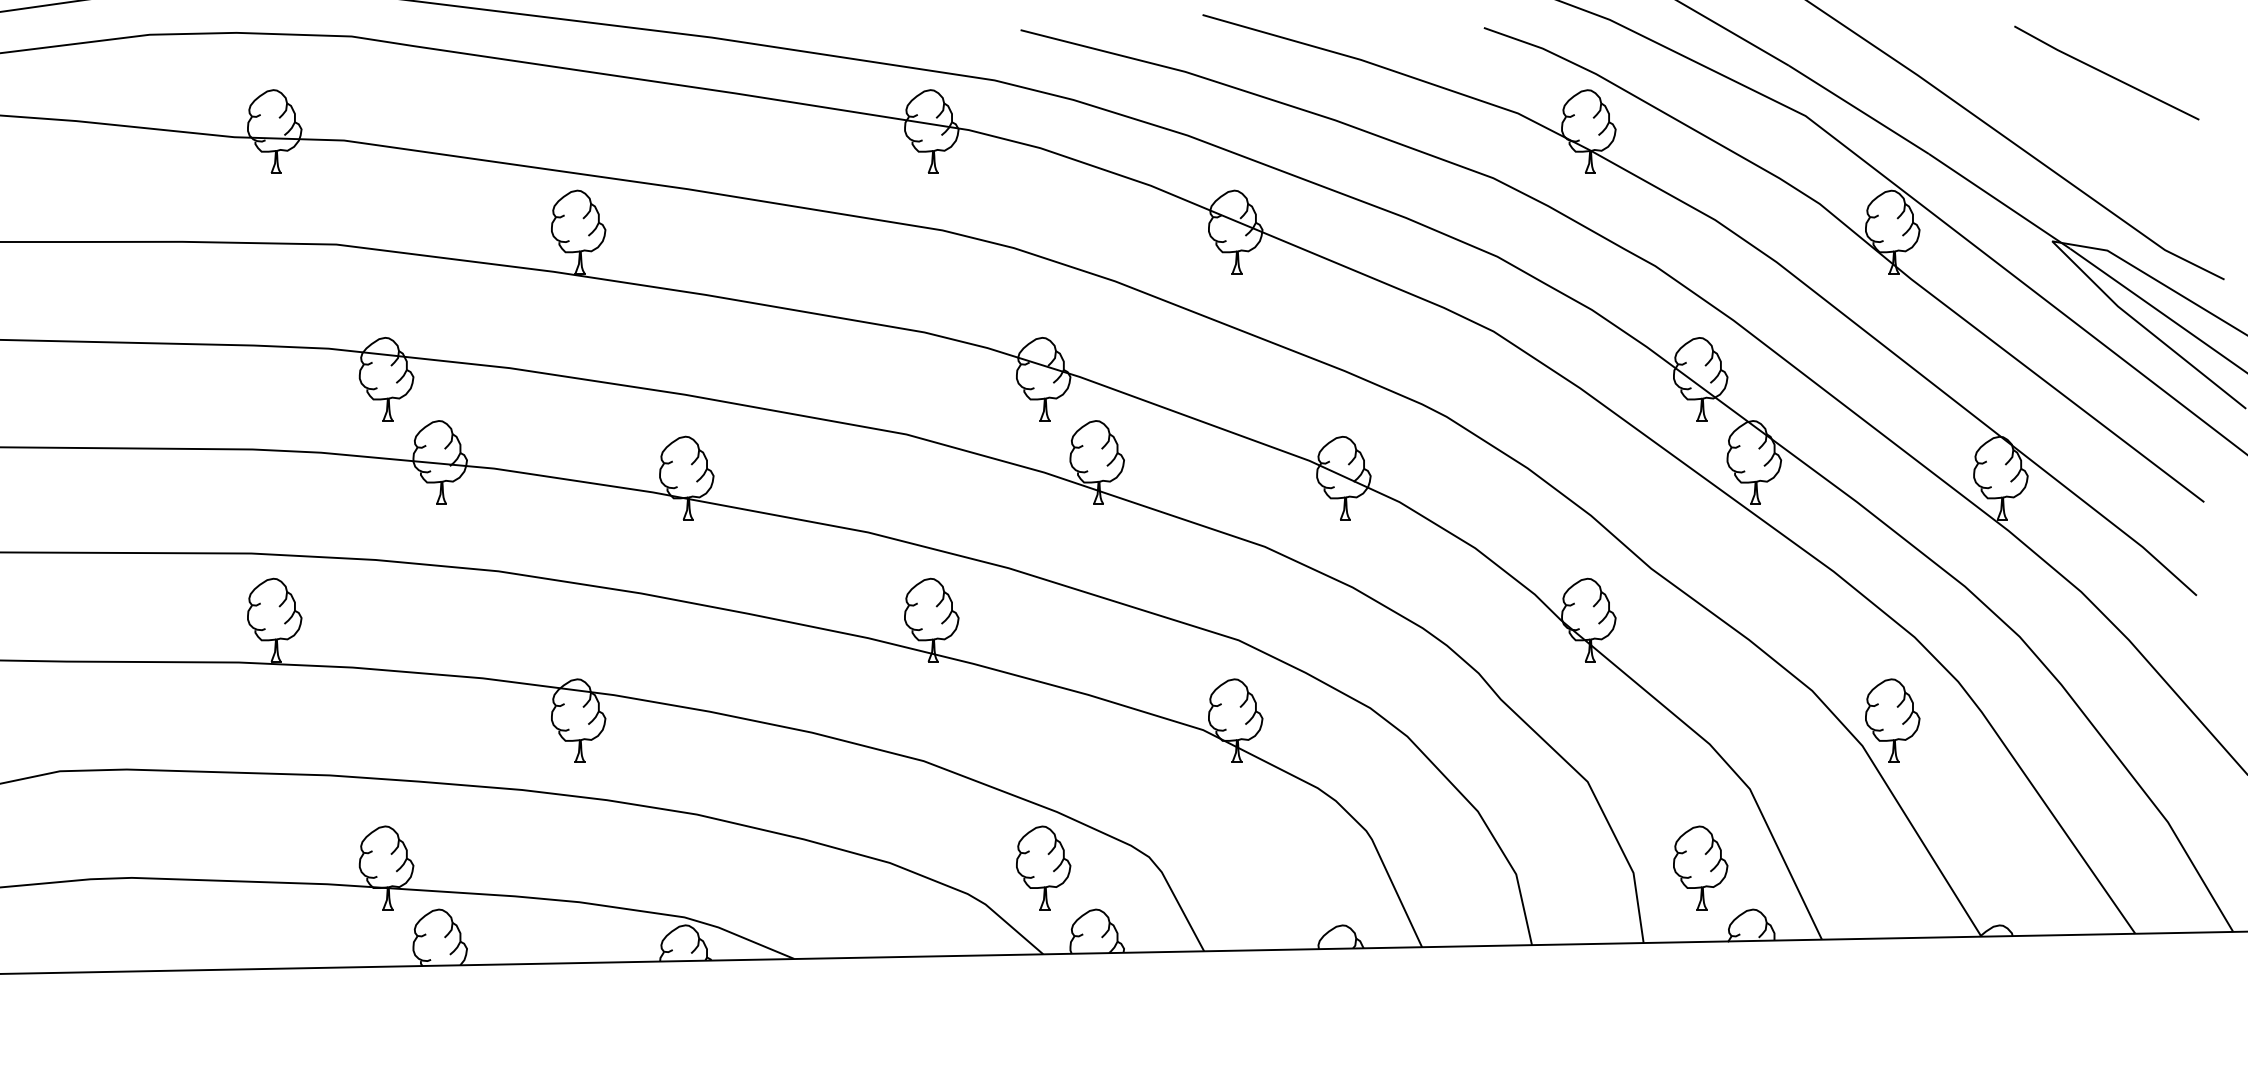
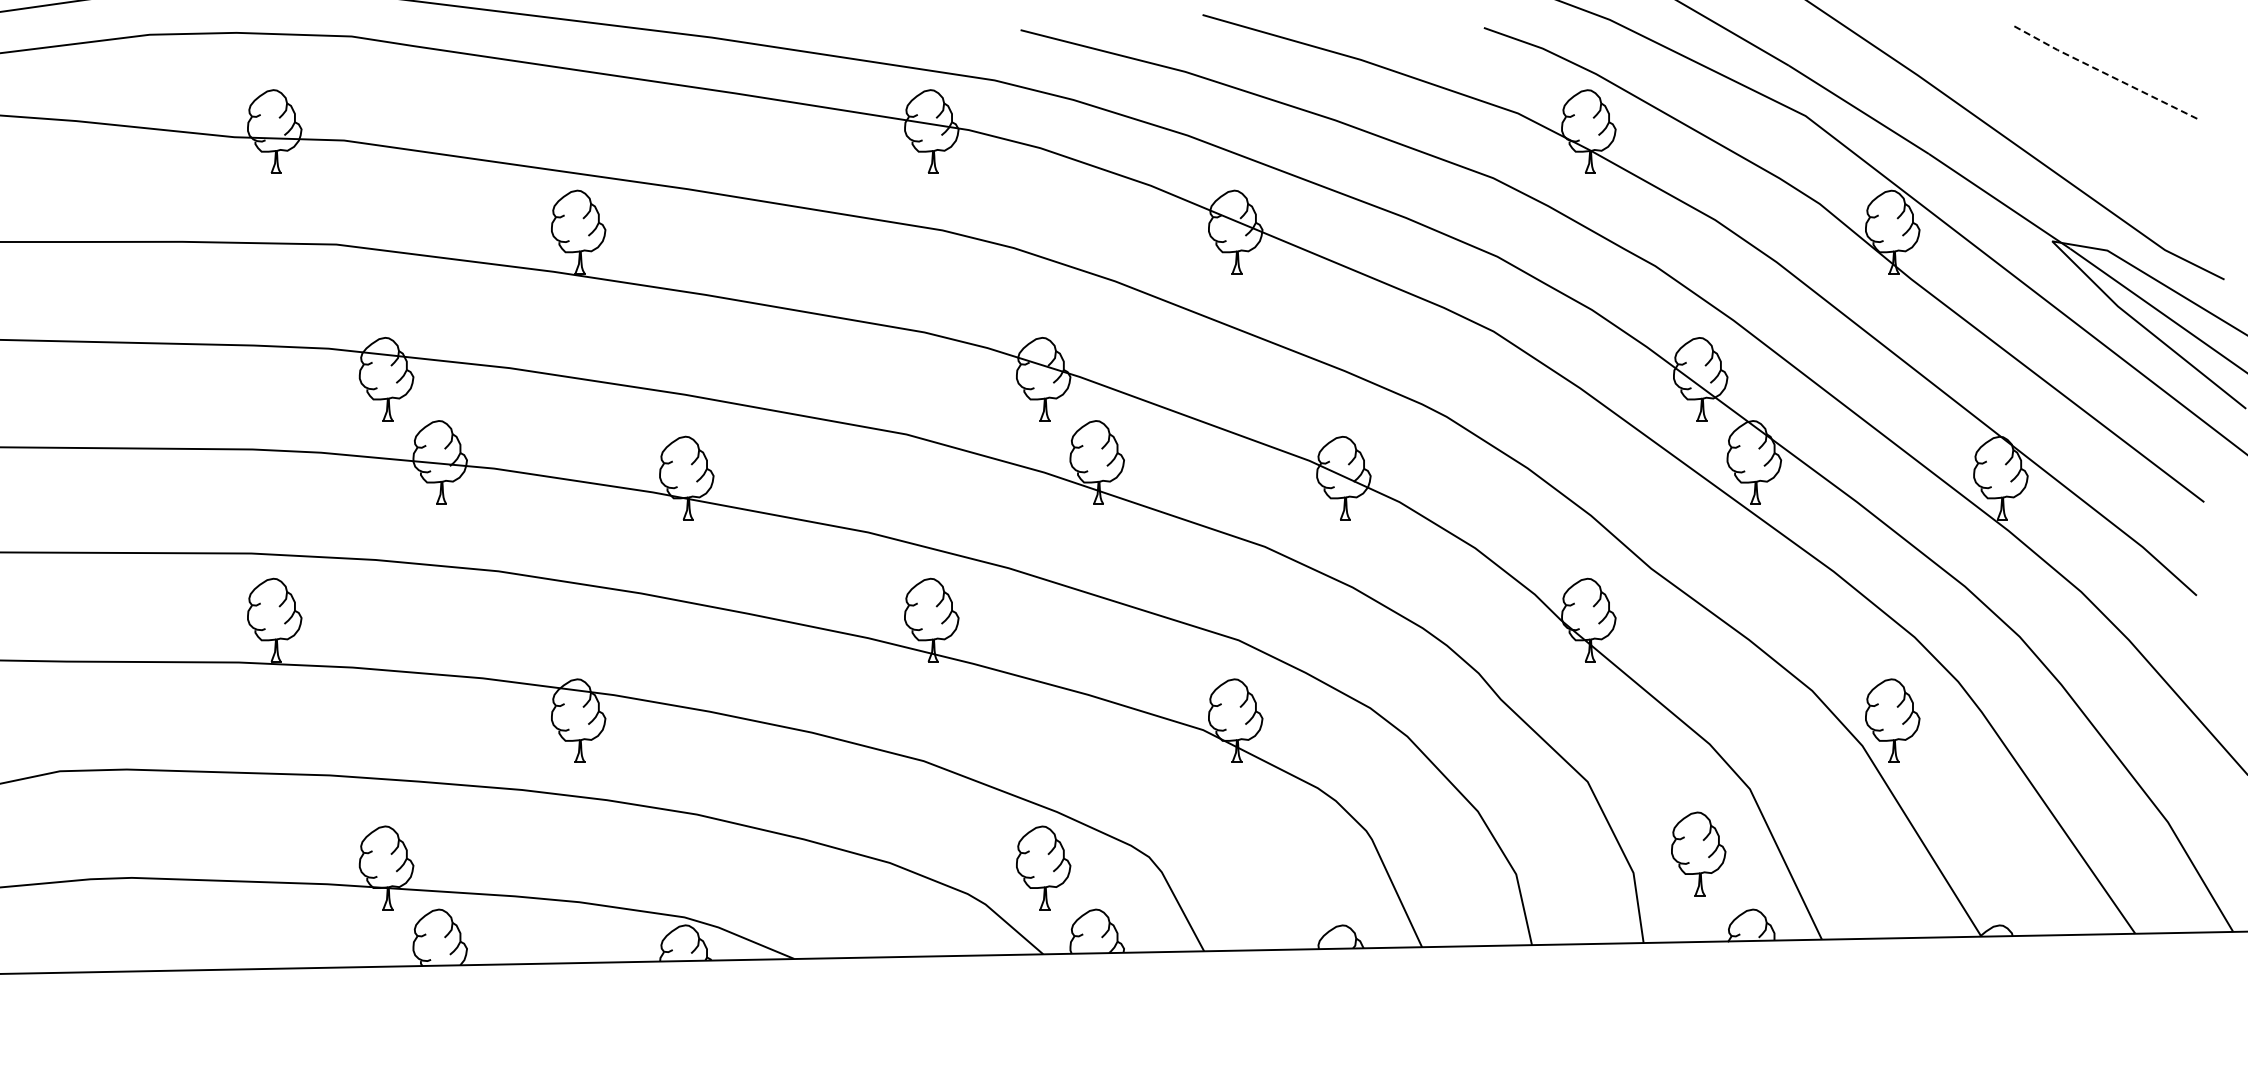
line: solid -> dashed (2105, 73)
part position: (1700, 867) -> (1698, 853) (1698, 853)
